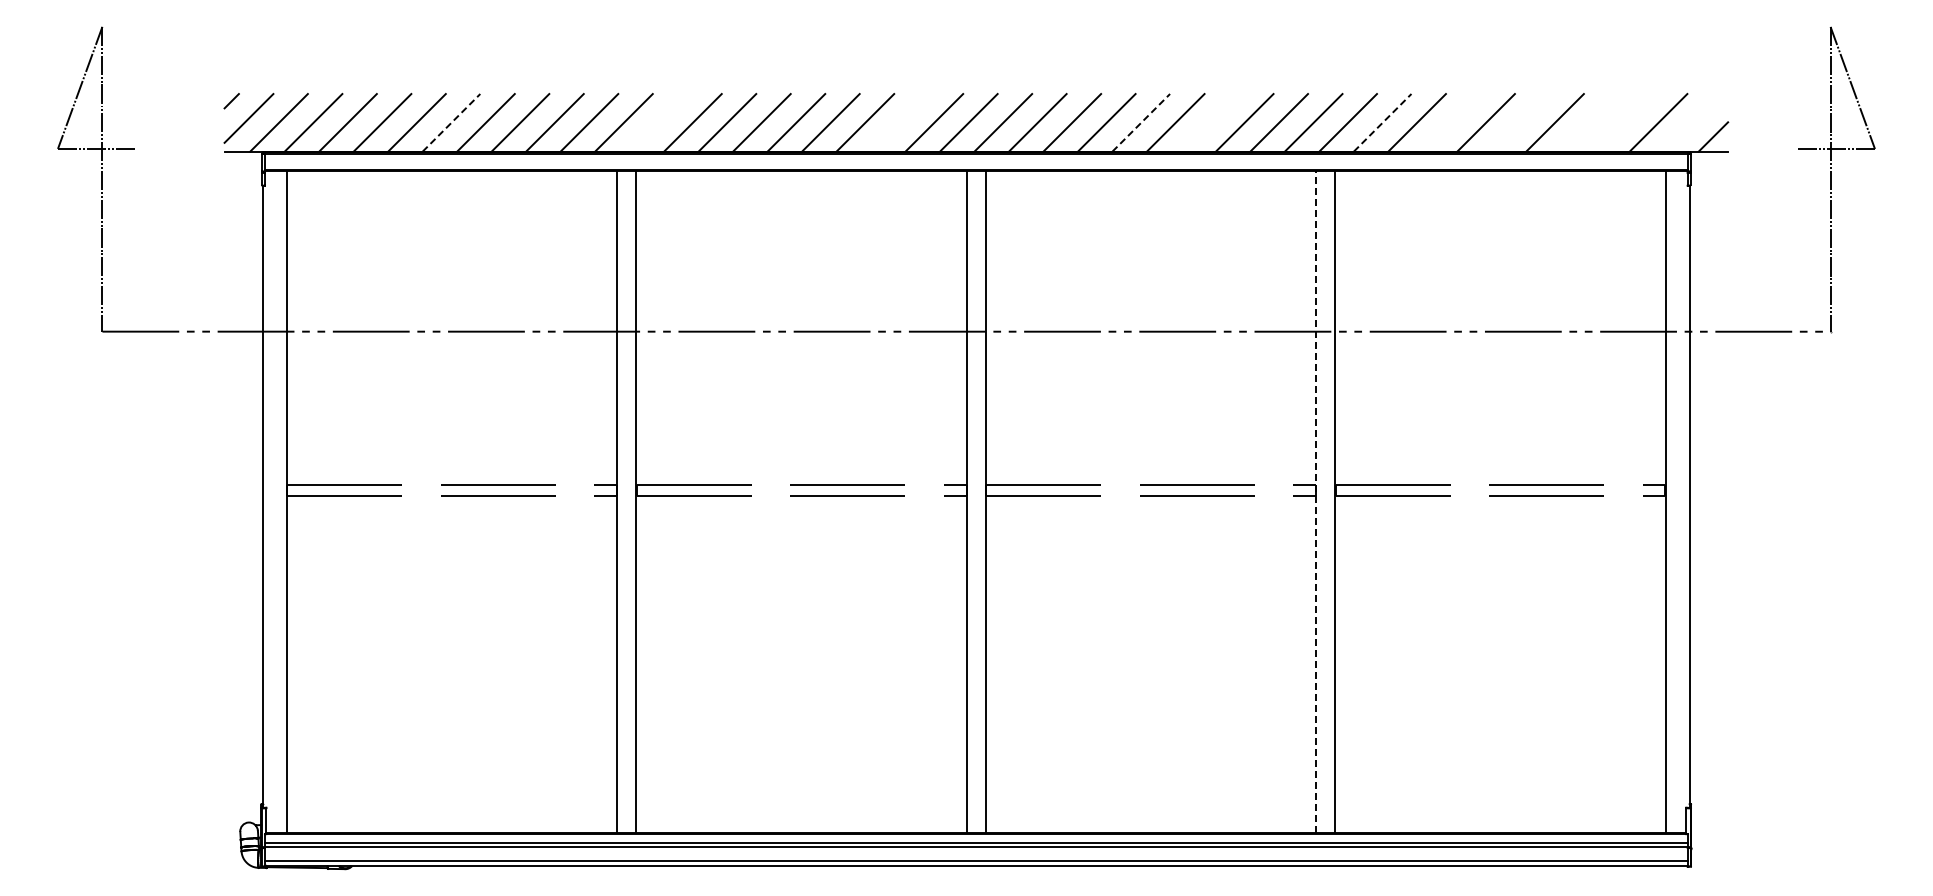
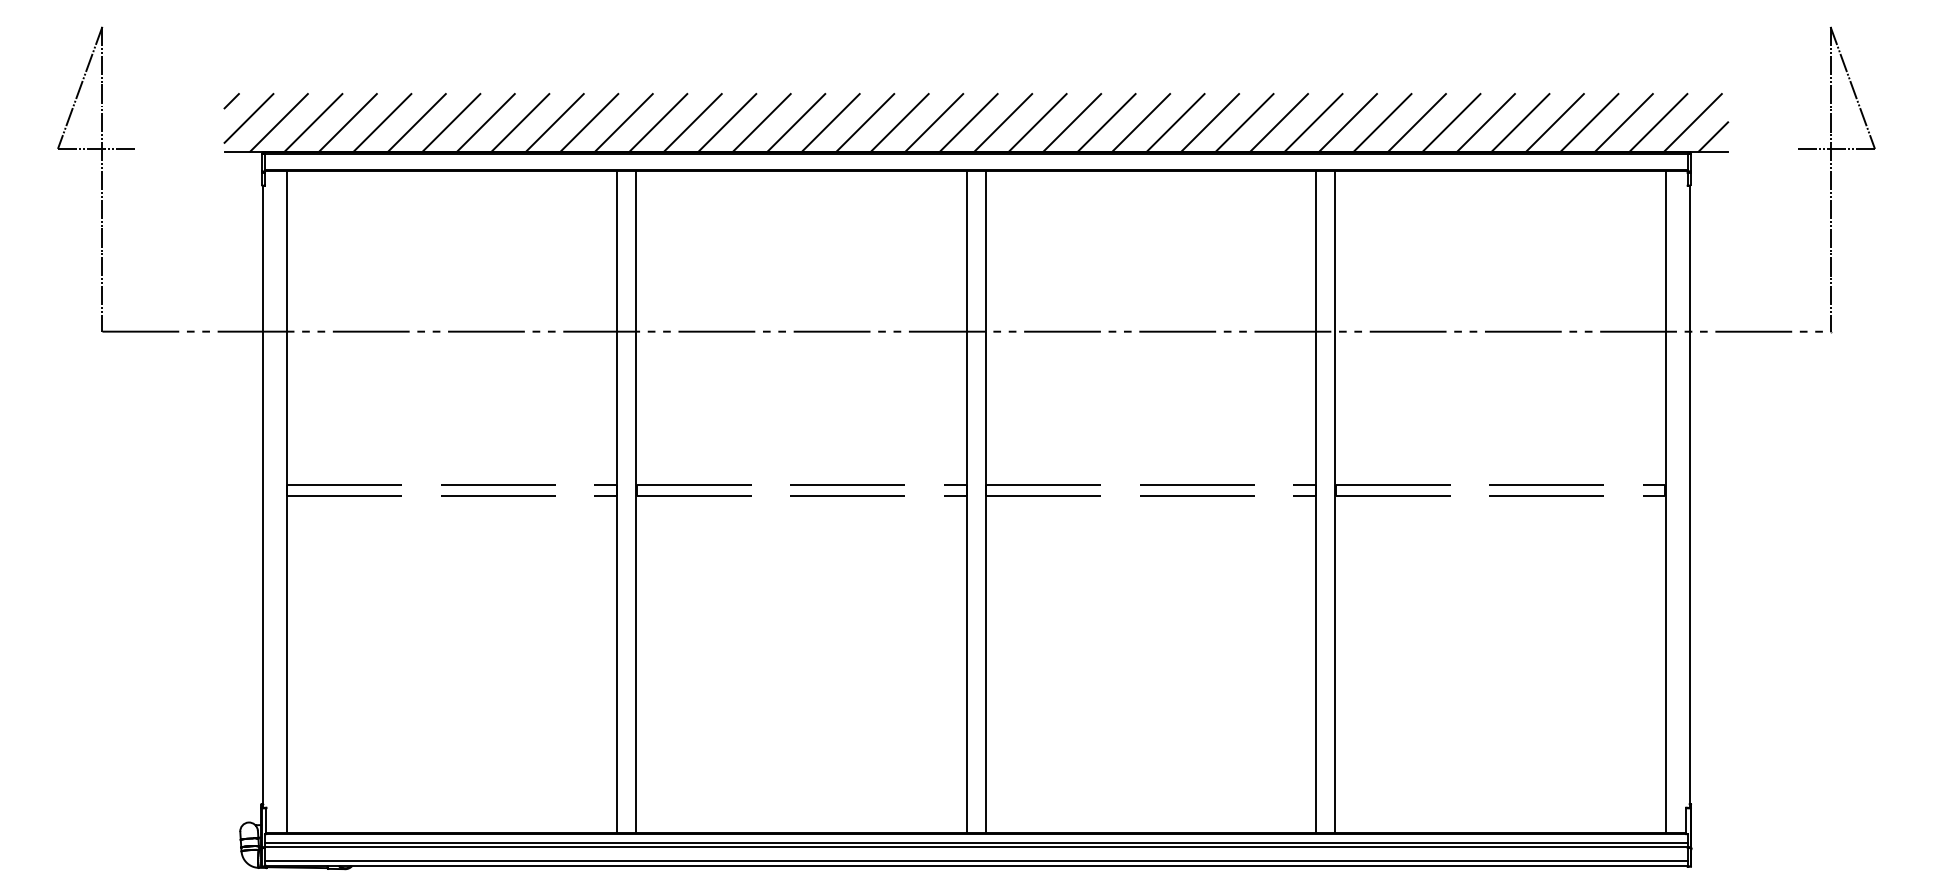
line: dashed -> solid (451, 122)
line: none -> present (658, 122)
line: none -> present (899, 122)
line: dashed -> solid (1141, 122)
line: none -> present (1210, 122)
line: dashed -> solid (1382, 122)
line: none -> present (1451, 122)
line: none -> present (1520, 122)
line: none -> present (1589, 122)
line: none -> present (1623, 122)
line: none -> present (1692, 122)
line: dashed -> solid (1316, 502)
